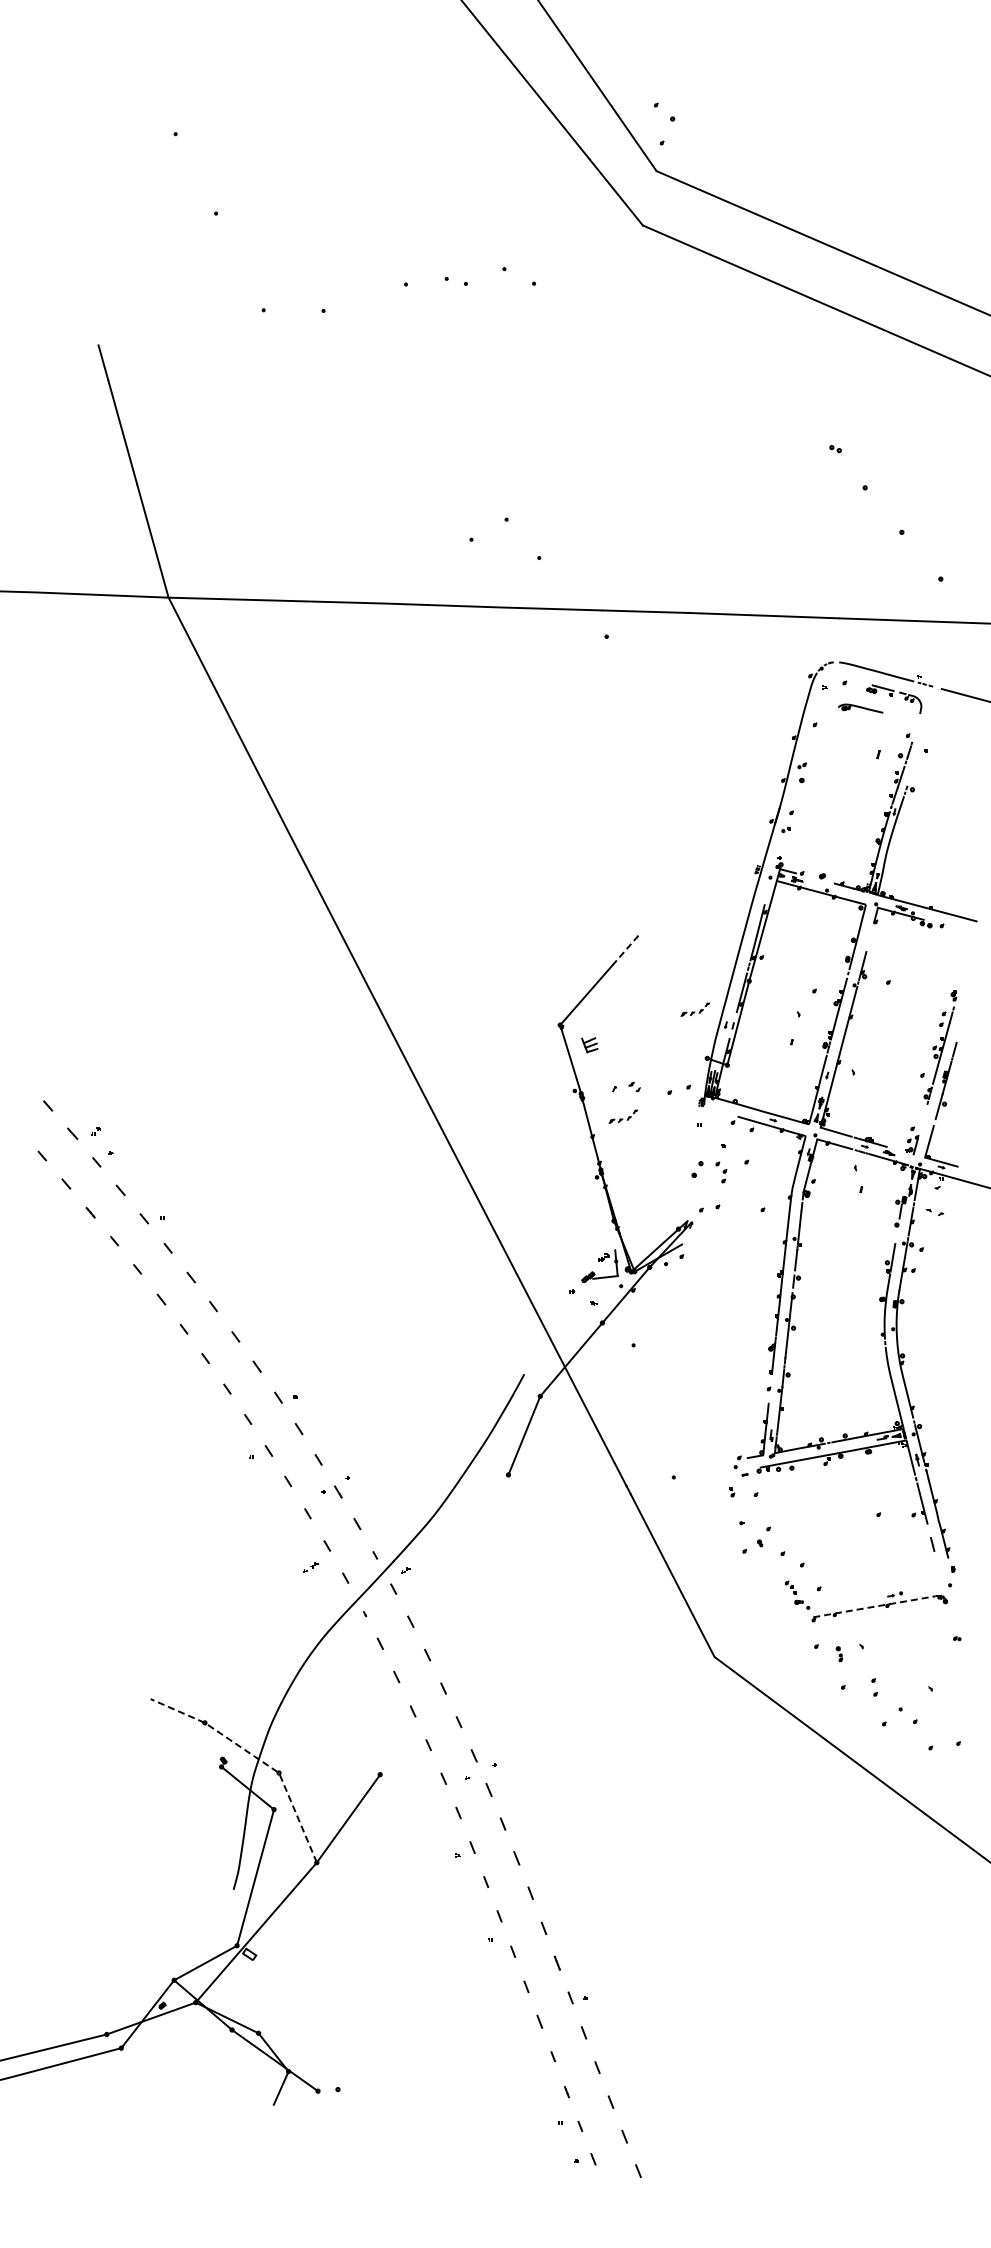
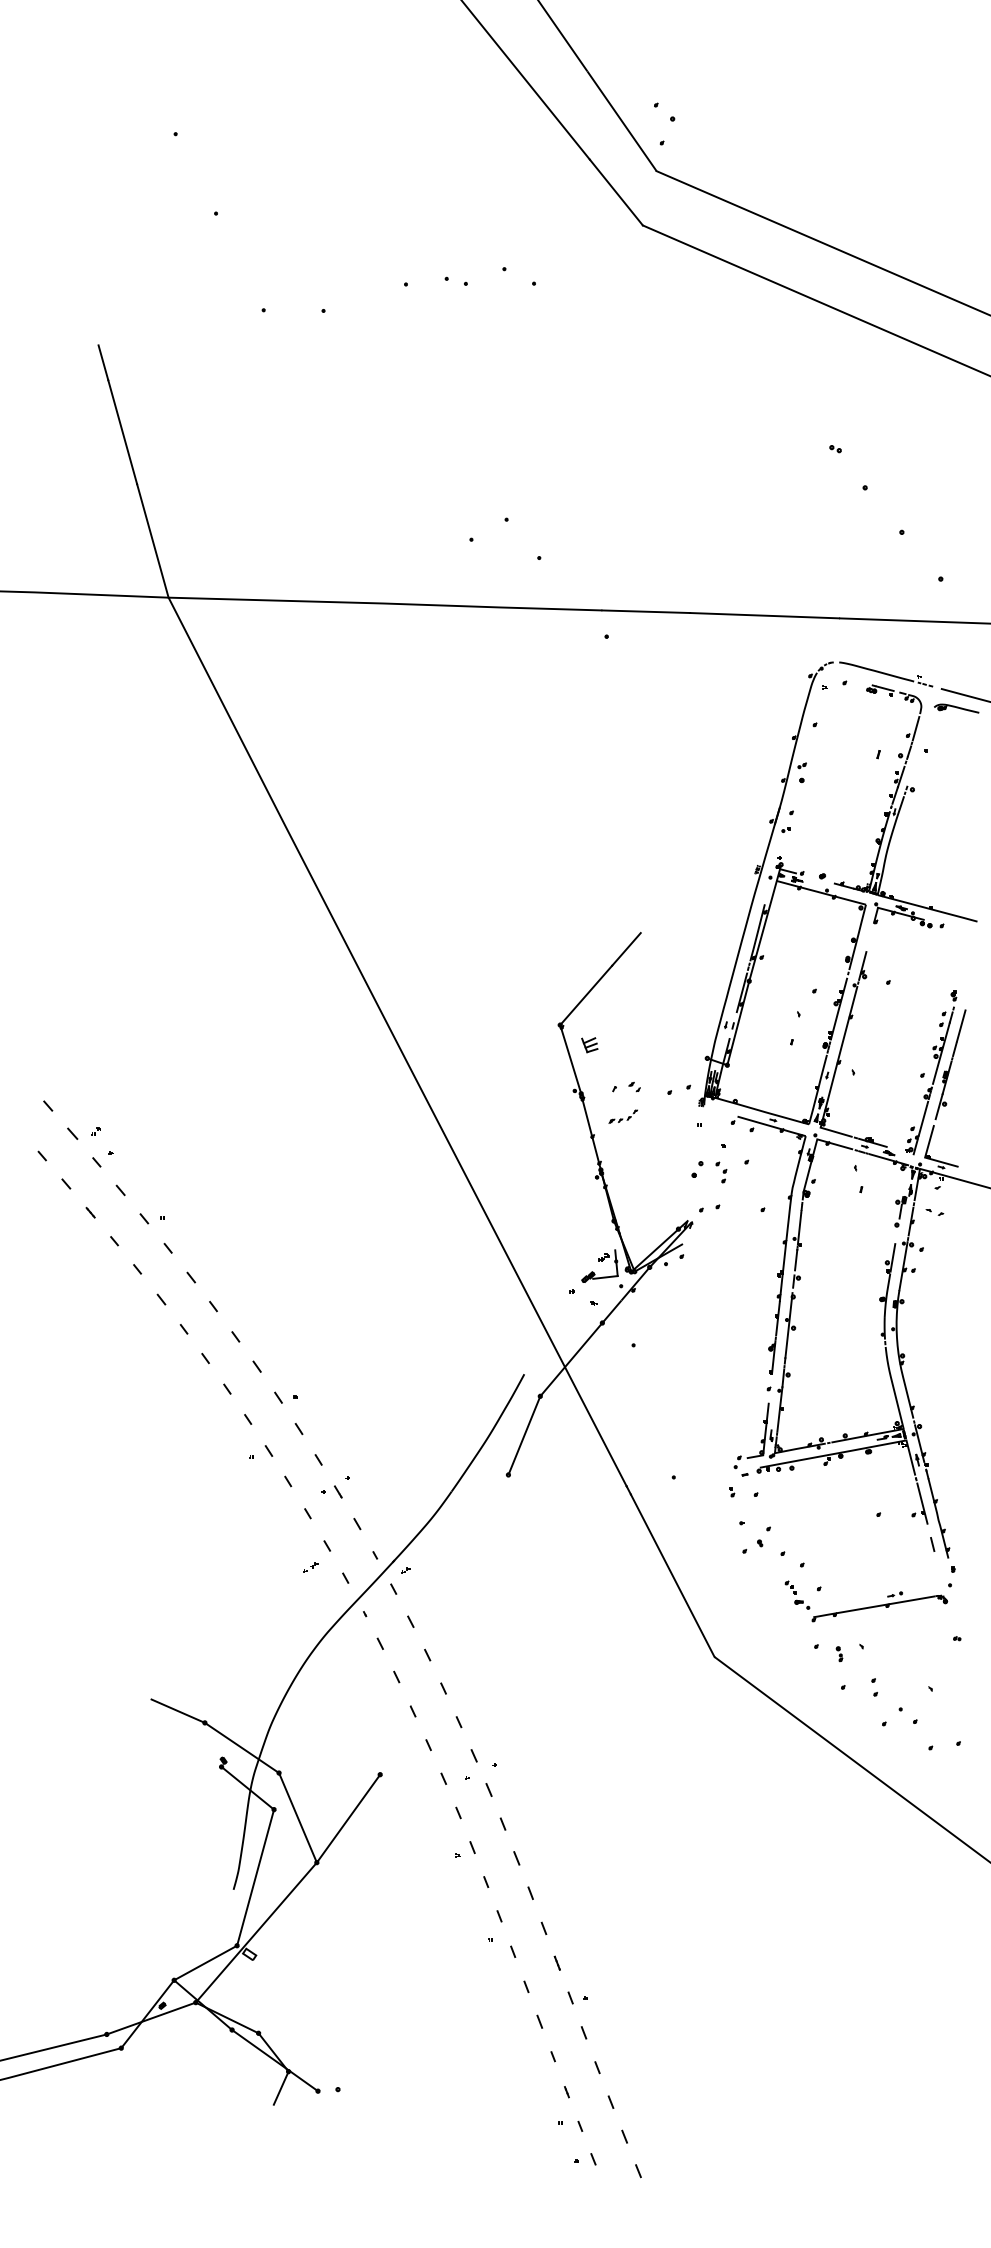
part position: (860, 708) -> (956, 708) (956, 708)
line: none -> present (915, 728)
line: dashed -> solid (626, 949)
part: present -> none (694, 1009)
line: none -> present (960, 1025)
line: none -> present (922, 1120)
line: dashed -> solid (873, 1606)
line: dashed -> solid (257, 1758)
